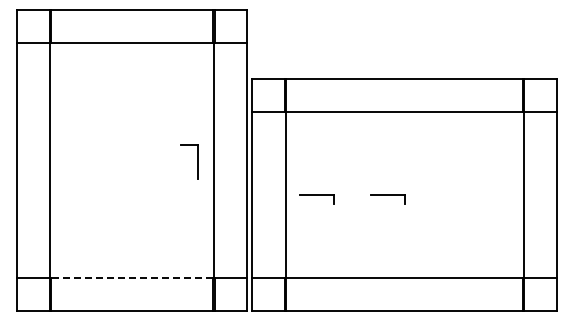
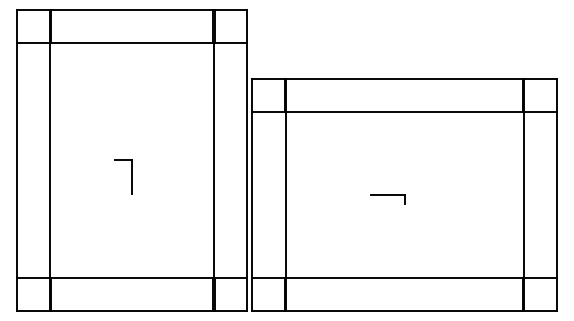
part position: (197, 161) -> (131, 176) (131, 176)
part: present -> none (316, 199)
line: dashed -> solid (131, 277)
